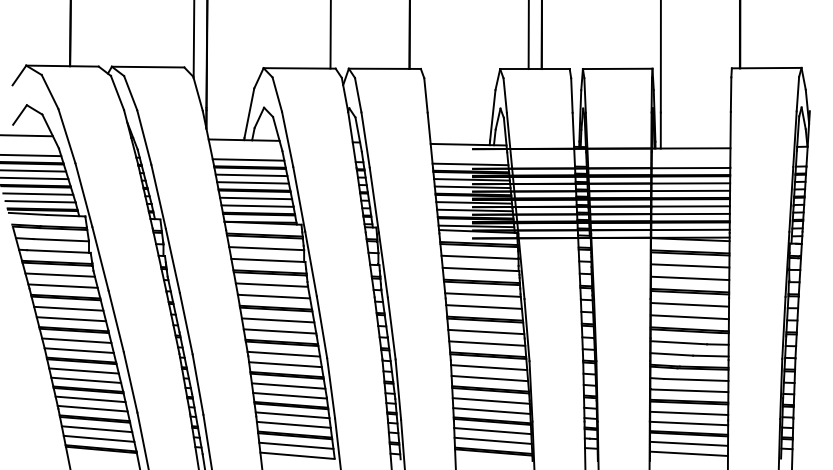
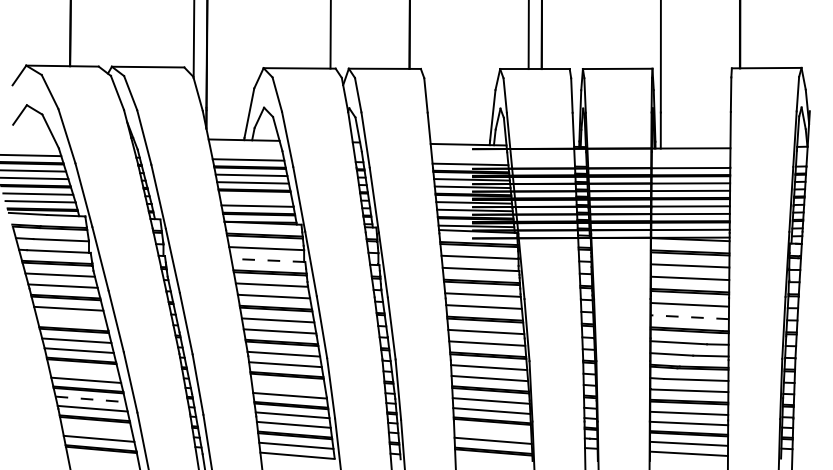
line: present -> none (27, 135)
line: present -> none (256, 198)
line: solid -> dashed (267, 260)
line: solid -> dashed (689, 317)
line: present -> none (71, 319)
line: present -> none (83, 370)
line: present -> none (288, 385)
line: solid -> dashed (91, 399)
line: present -> none (96, 429)
line: present -> none (492, 431)
